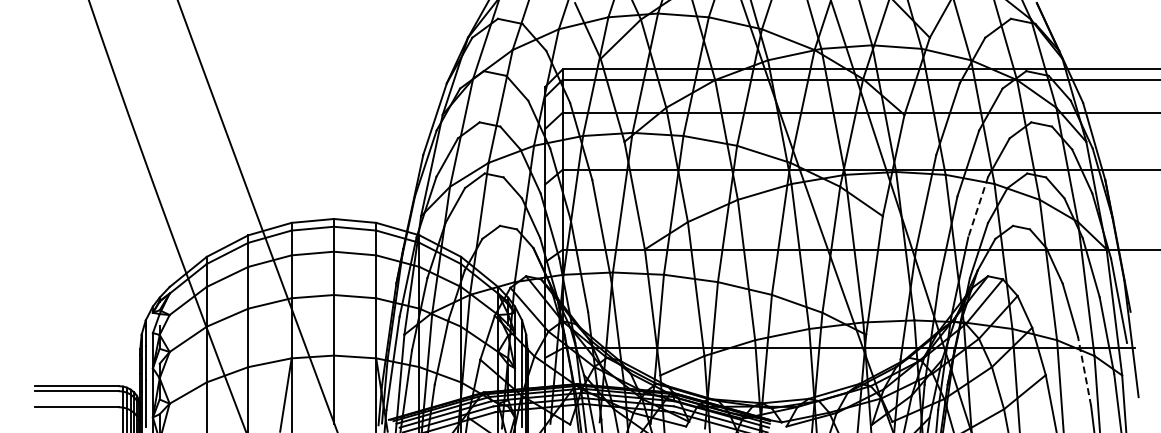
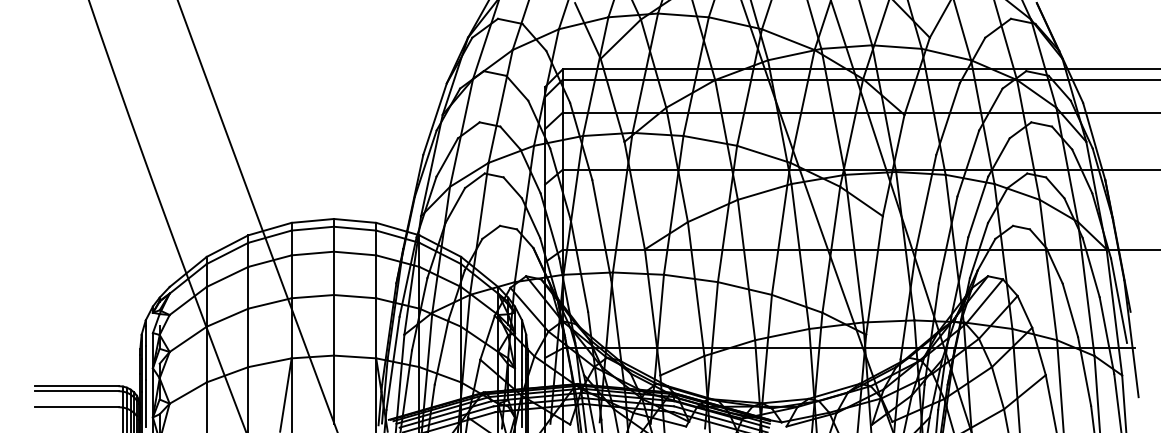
line: dashed -> solid (978, 207)
line: dashed -> solid (1084, 370)
